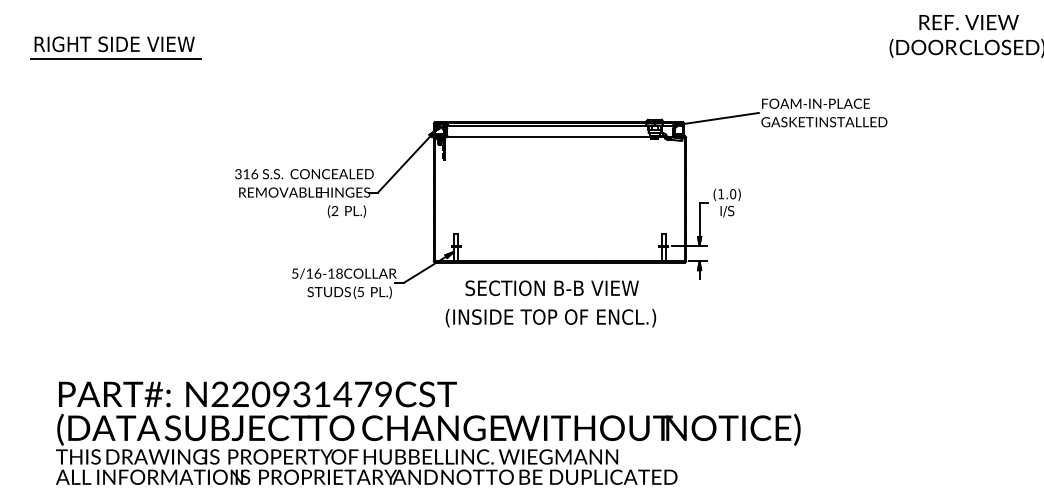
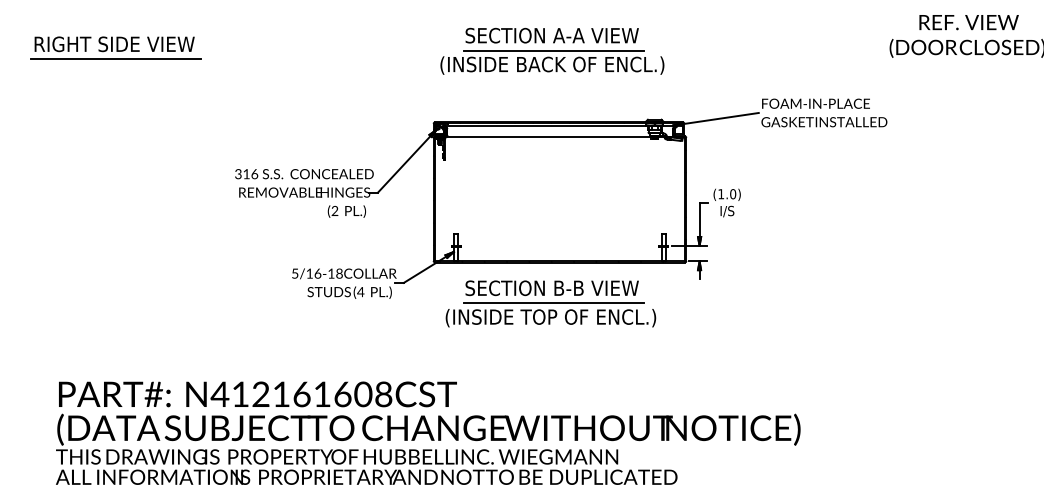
part: none -> present (552, 50)
text: (5 -> (4 (360, 292)
line: none -> present (553, 303)
text: N220931479CST -> N412161608CST (301, 394)
